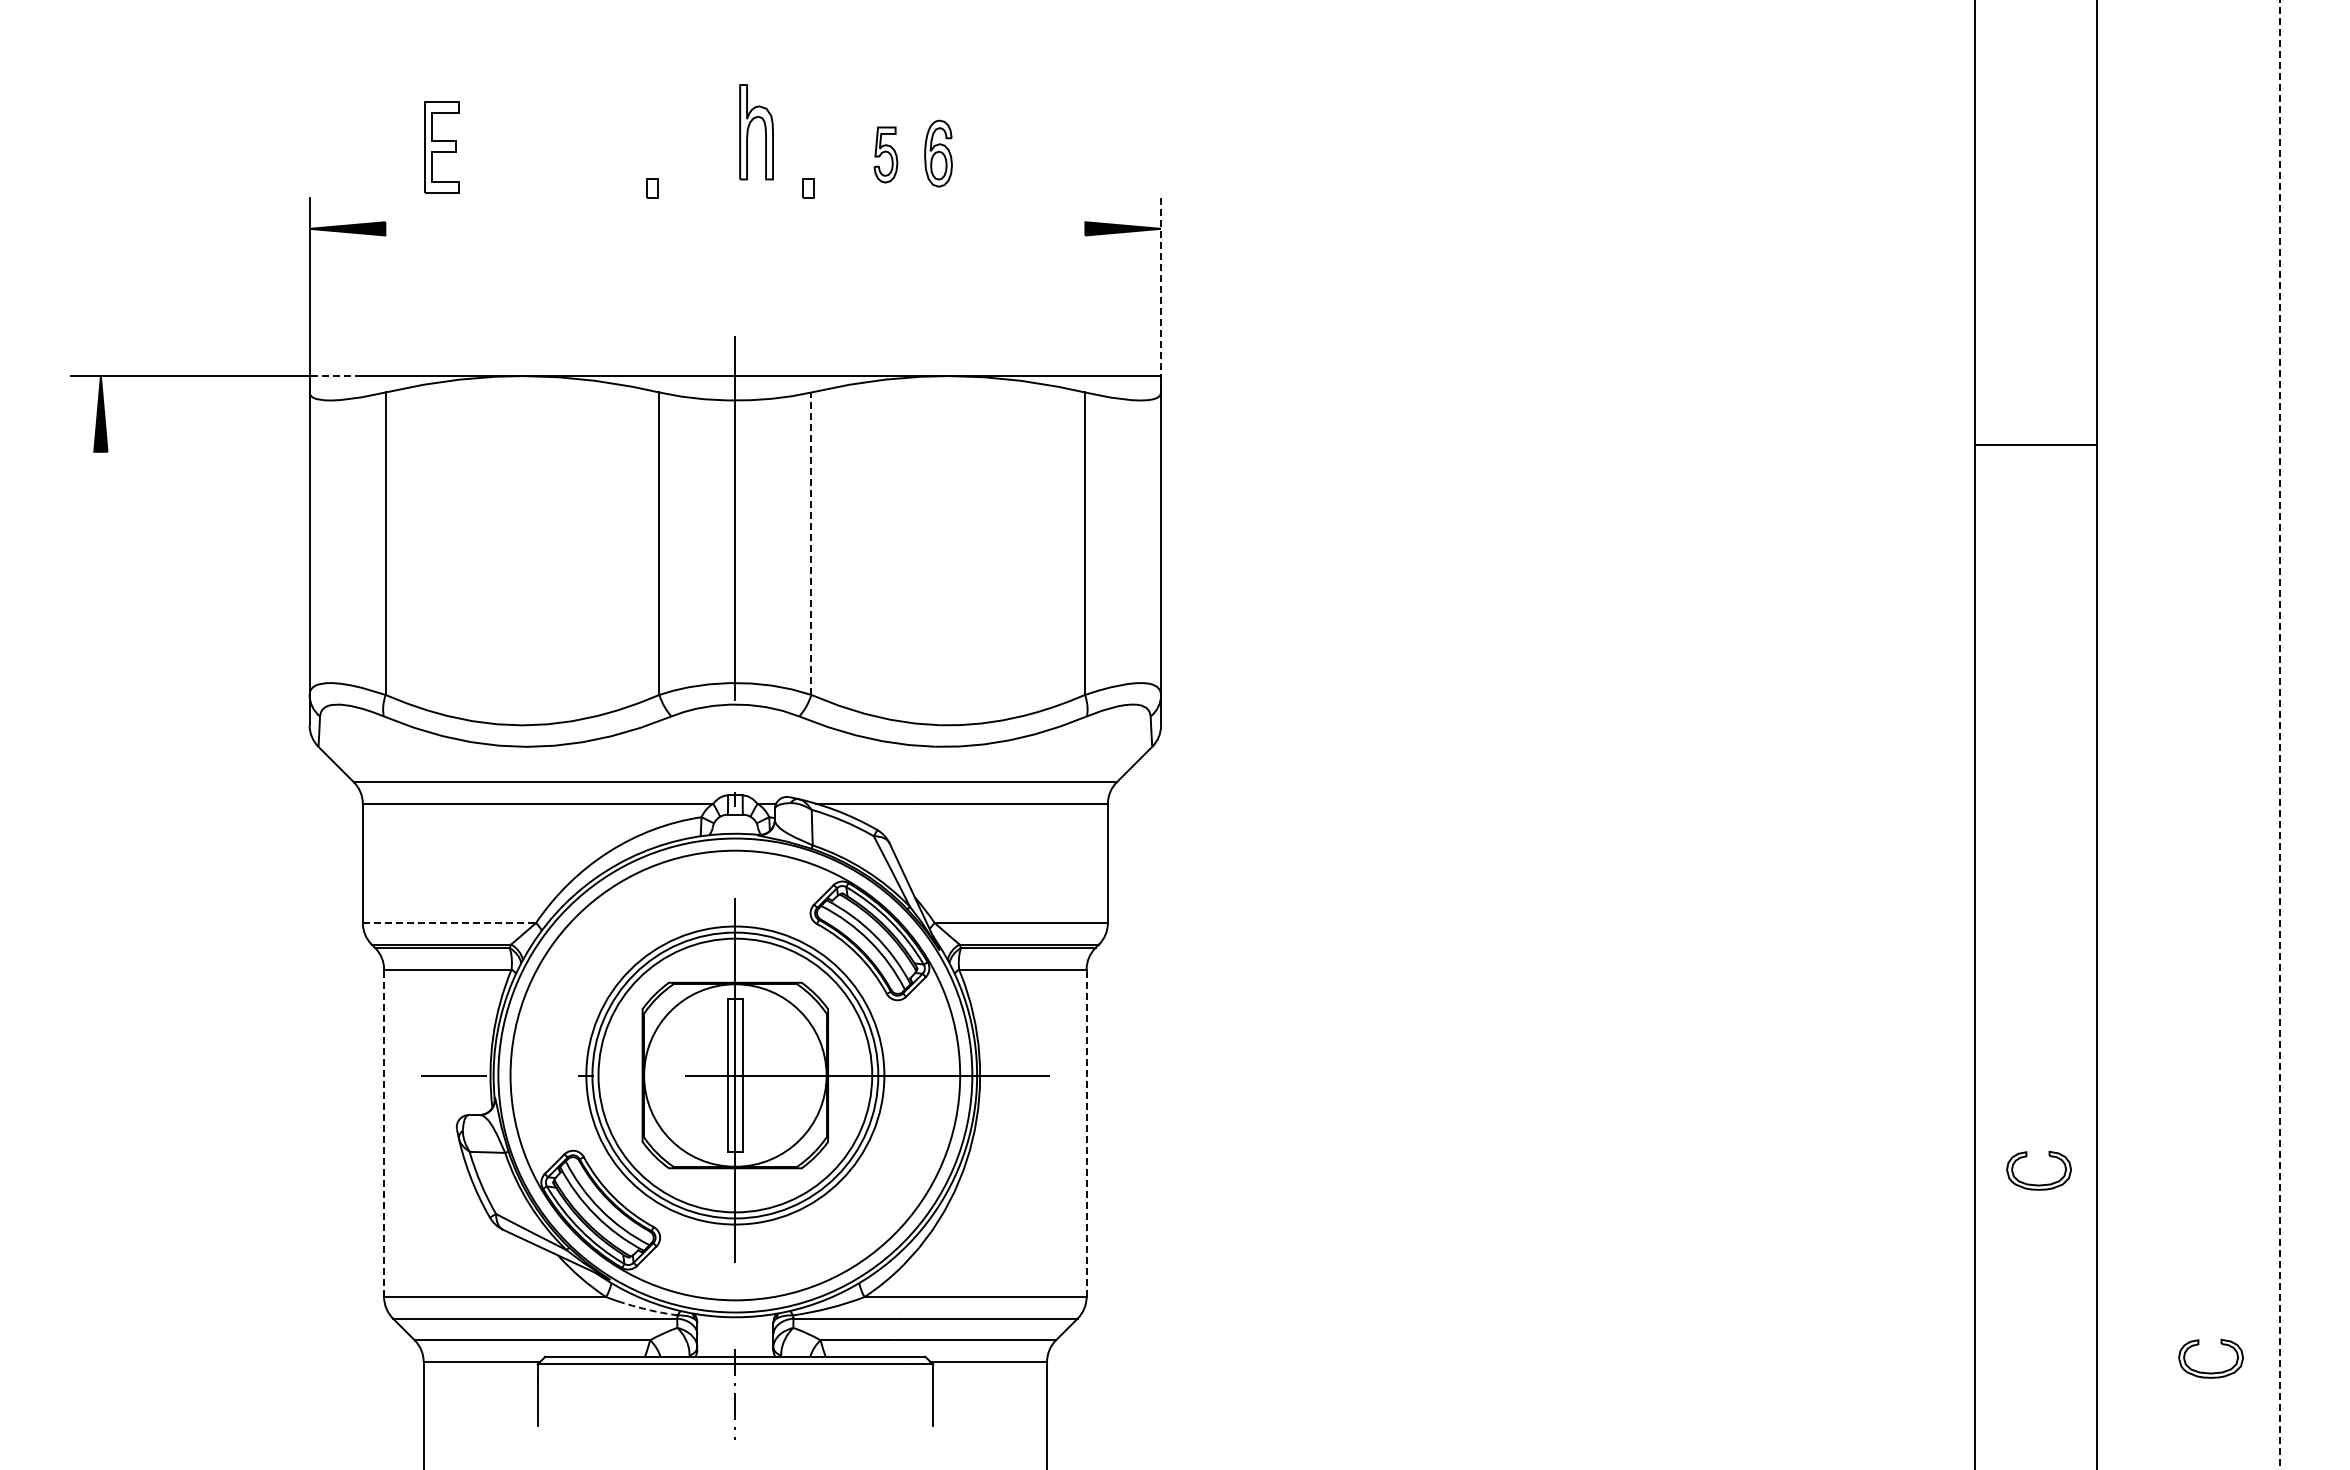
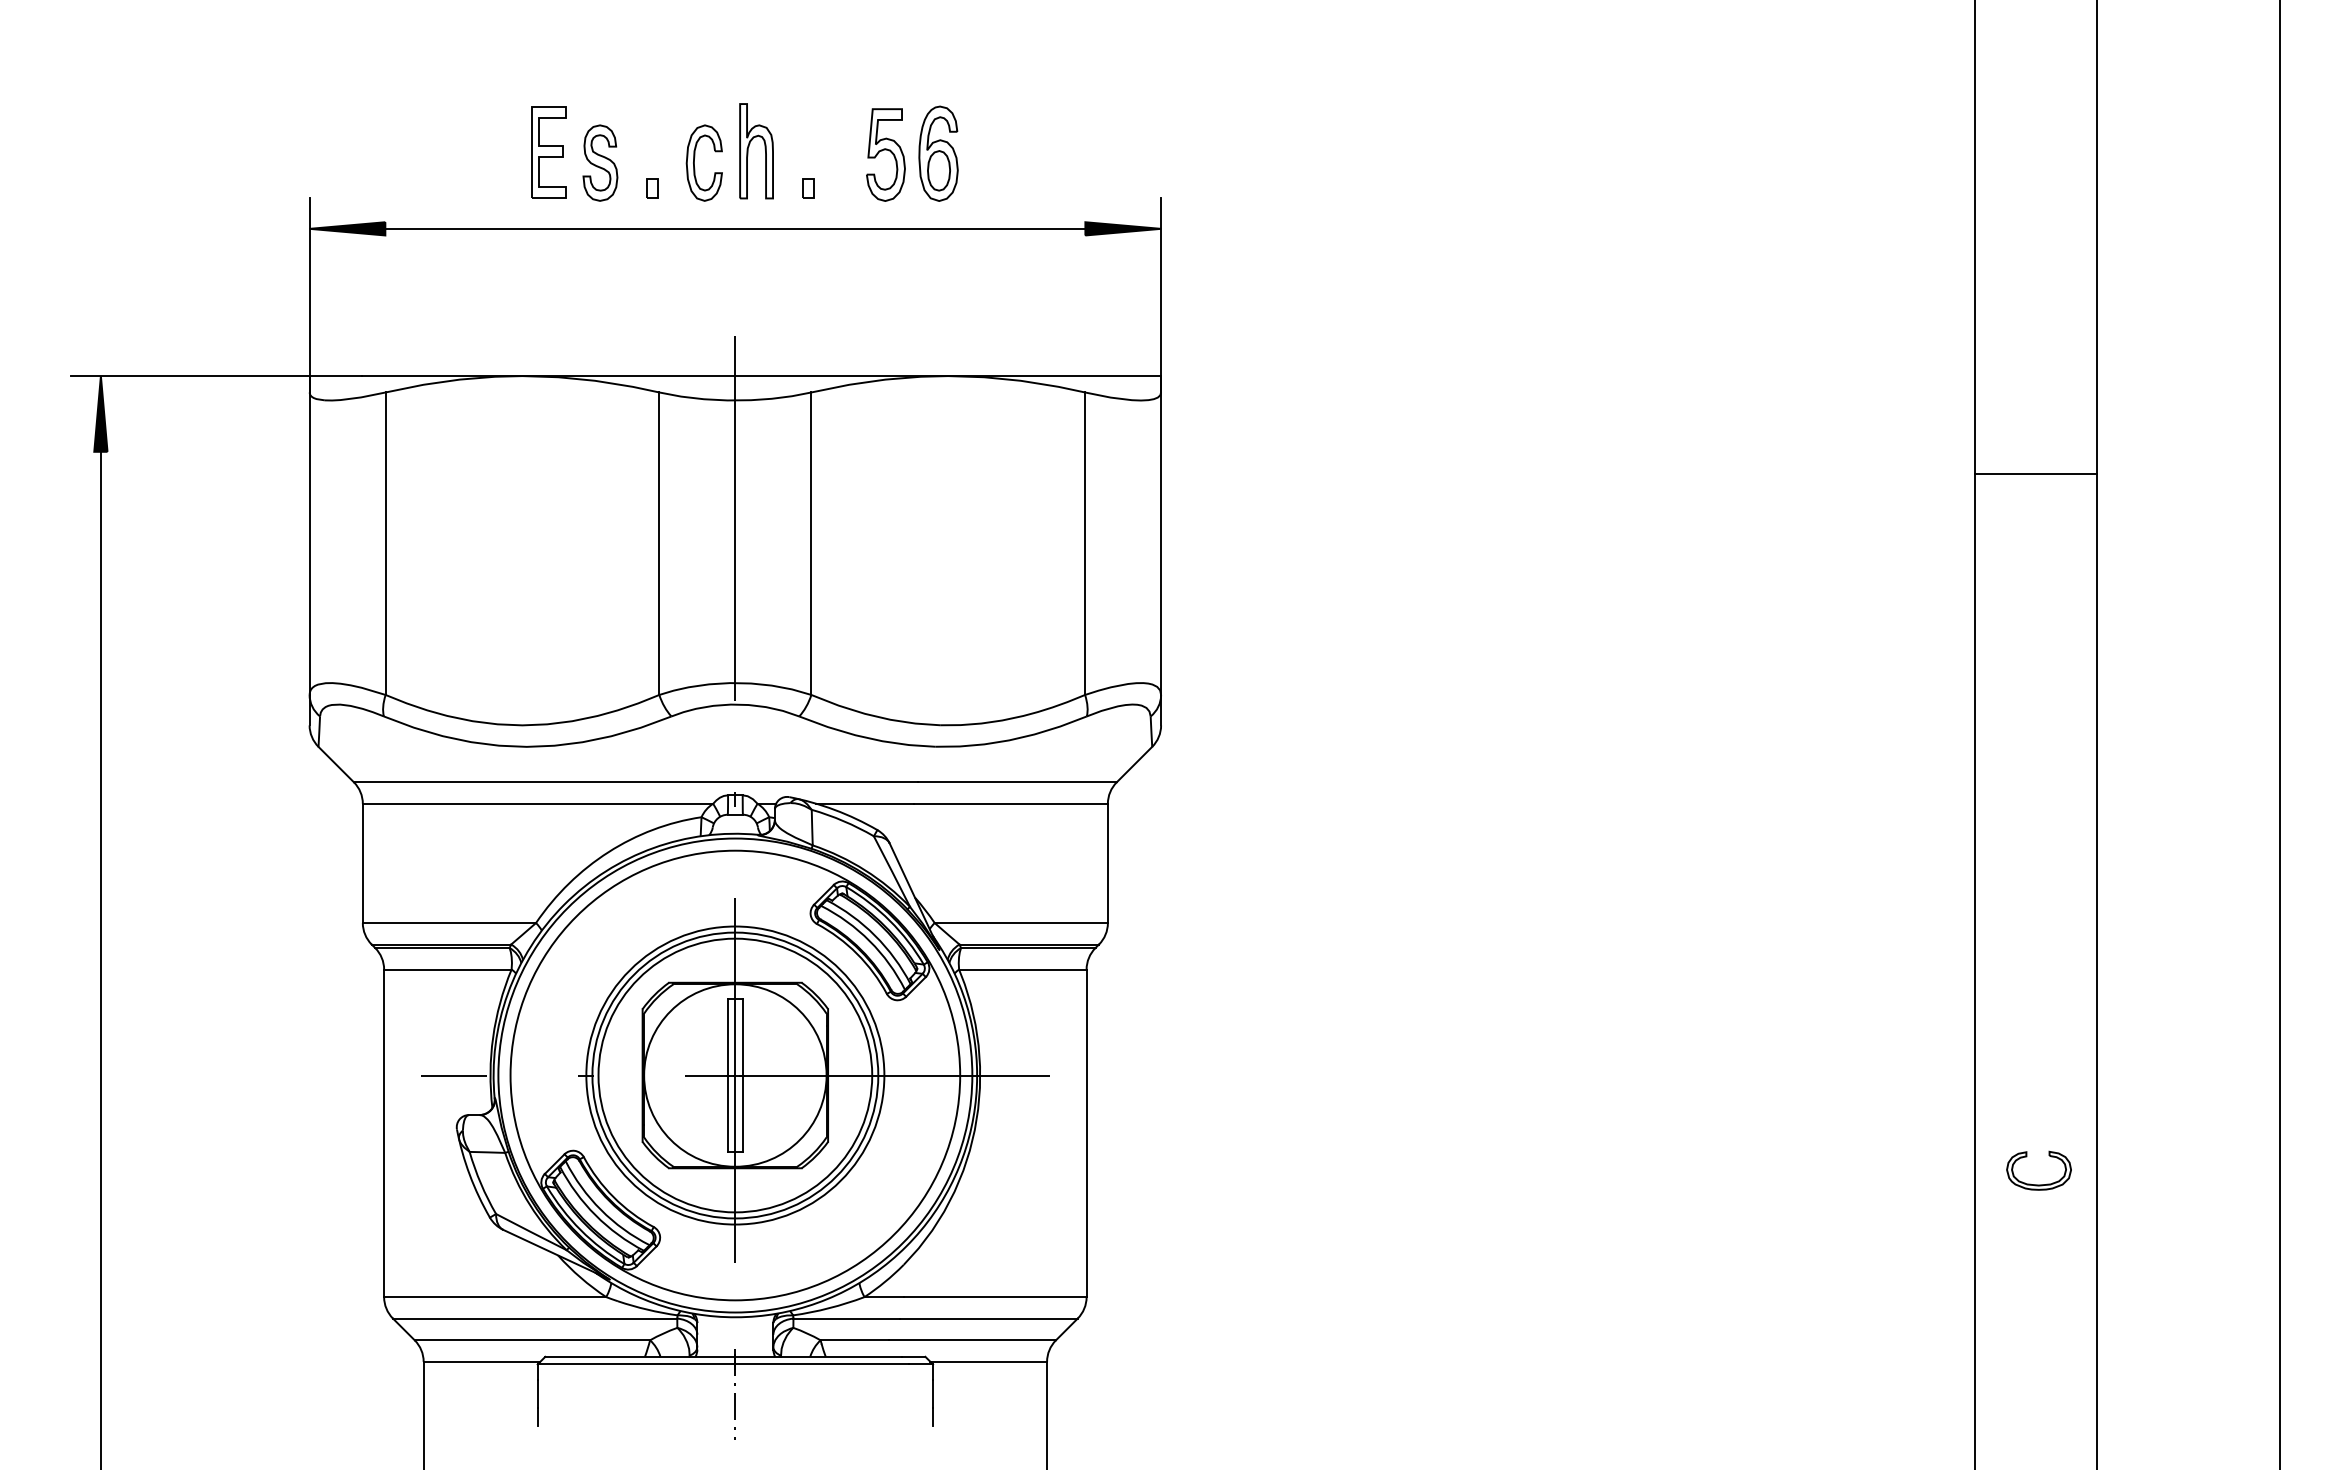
part position: (748, 132) -> (748, 151) (748, 151)
part position: (441, 147) -> (548, 152) (548, 152)
part size: 29x69 px -> 41x97 px (938, 153)
part size: 26x58 px -> 40x94 px (885, 154)
part: none -> present (600, 162)
part: none -> present (694, 162)
line: none -> present (735, 228)
line: dashed -> solid (1161, 294)
line: dashed -> solid (335, 376)
line position: (2036, 444) -> (2036, 473) (2036, 473)
line: dashed -> solid (811, 543)
line: dashed -> solid (2279, 734)
line: dashed -> solid (449, 923)
line: none -> present (100, 958)
line: dashed -> solid (384, 1133)
line: dashed -> solid (1086, 1133)
arc: dashed -> solid (647, 1309)
part: present -> none (2210, 1372)
